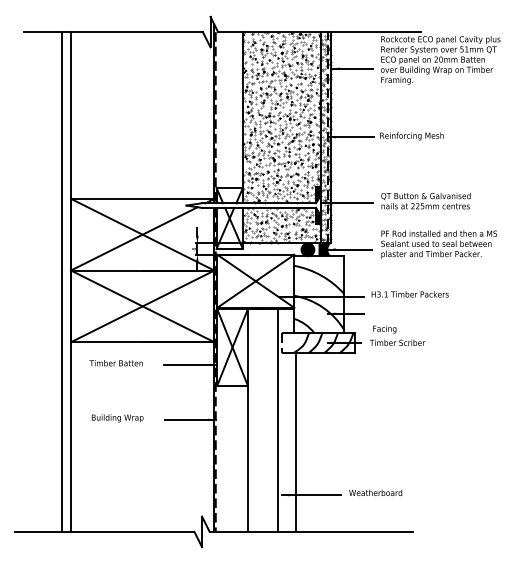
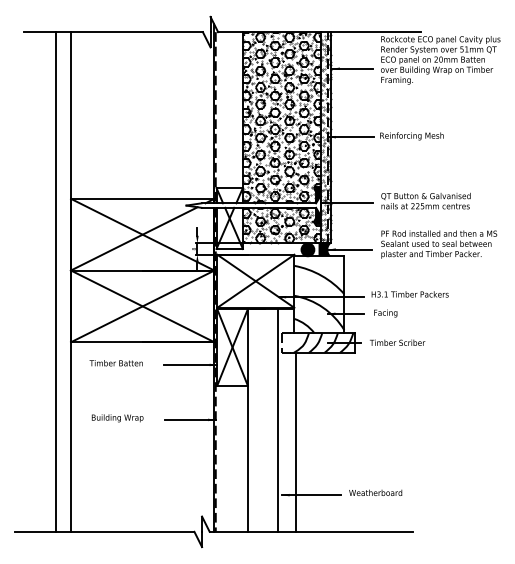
hatch: none -> present (281, 137)
line position: (62, 281) -> (56, 281) (56, 281)
text position: (384, 329) -> (385, 313) (385, 313)
